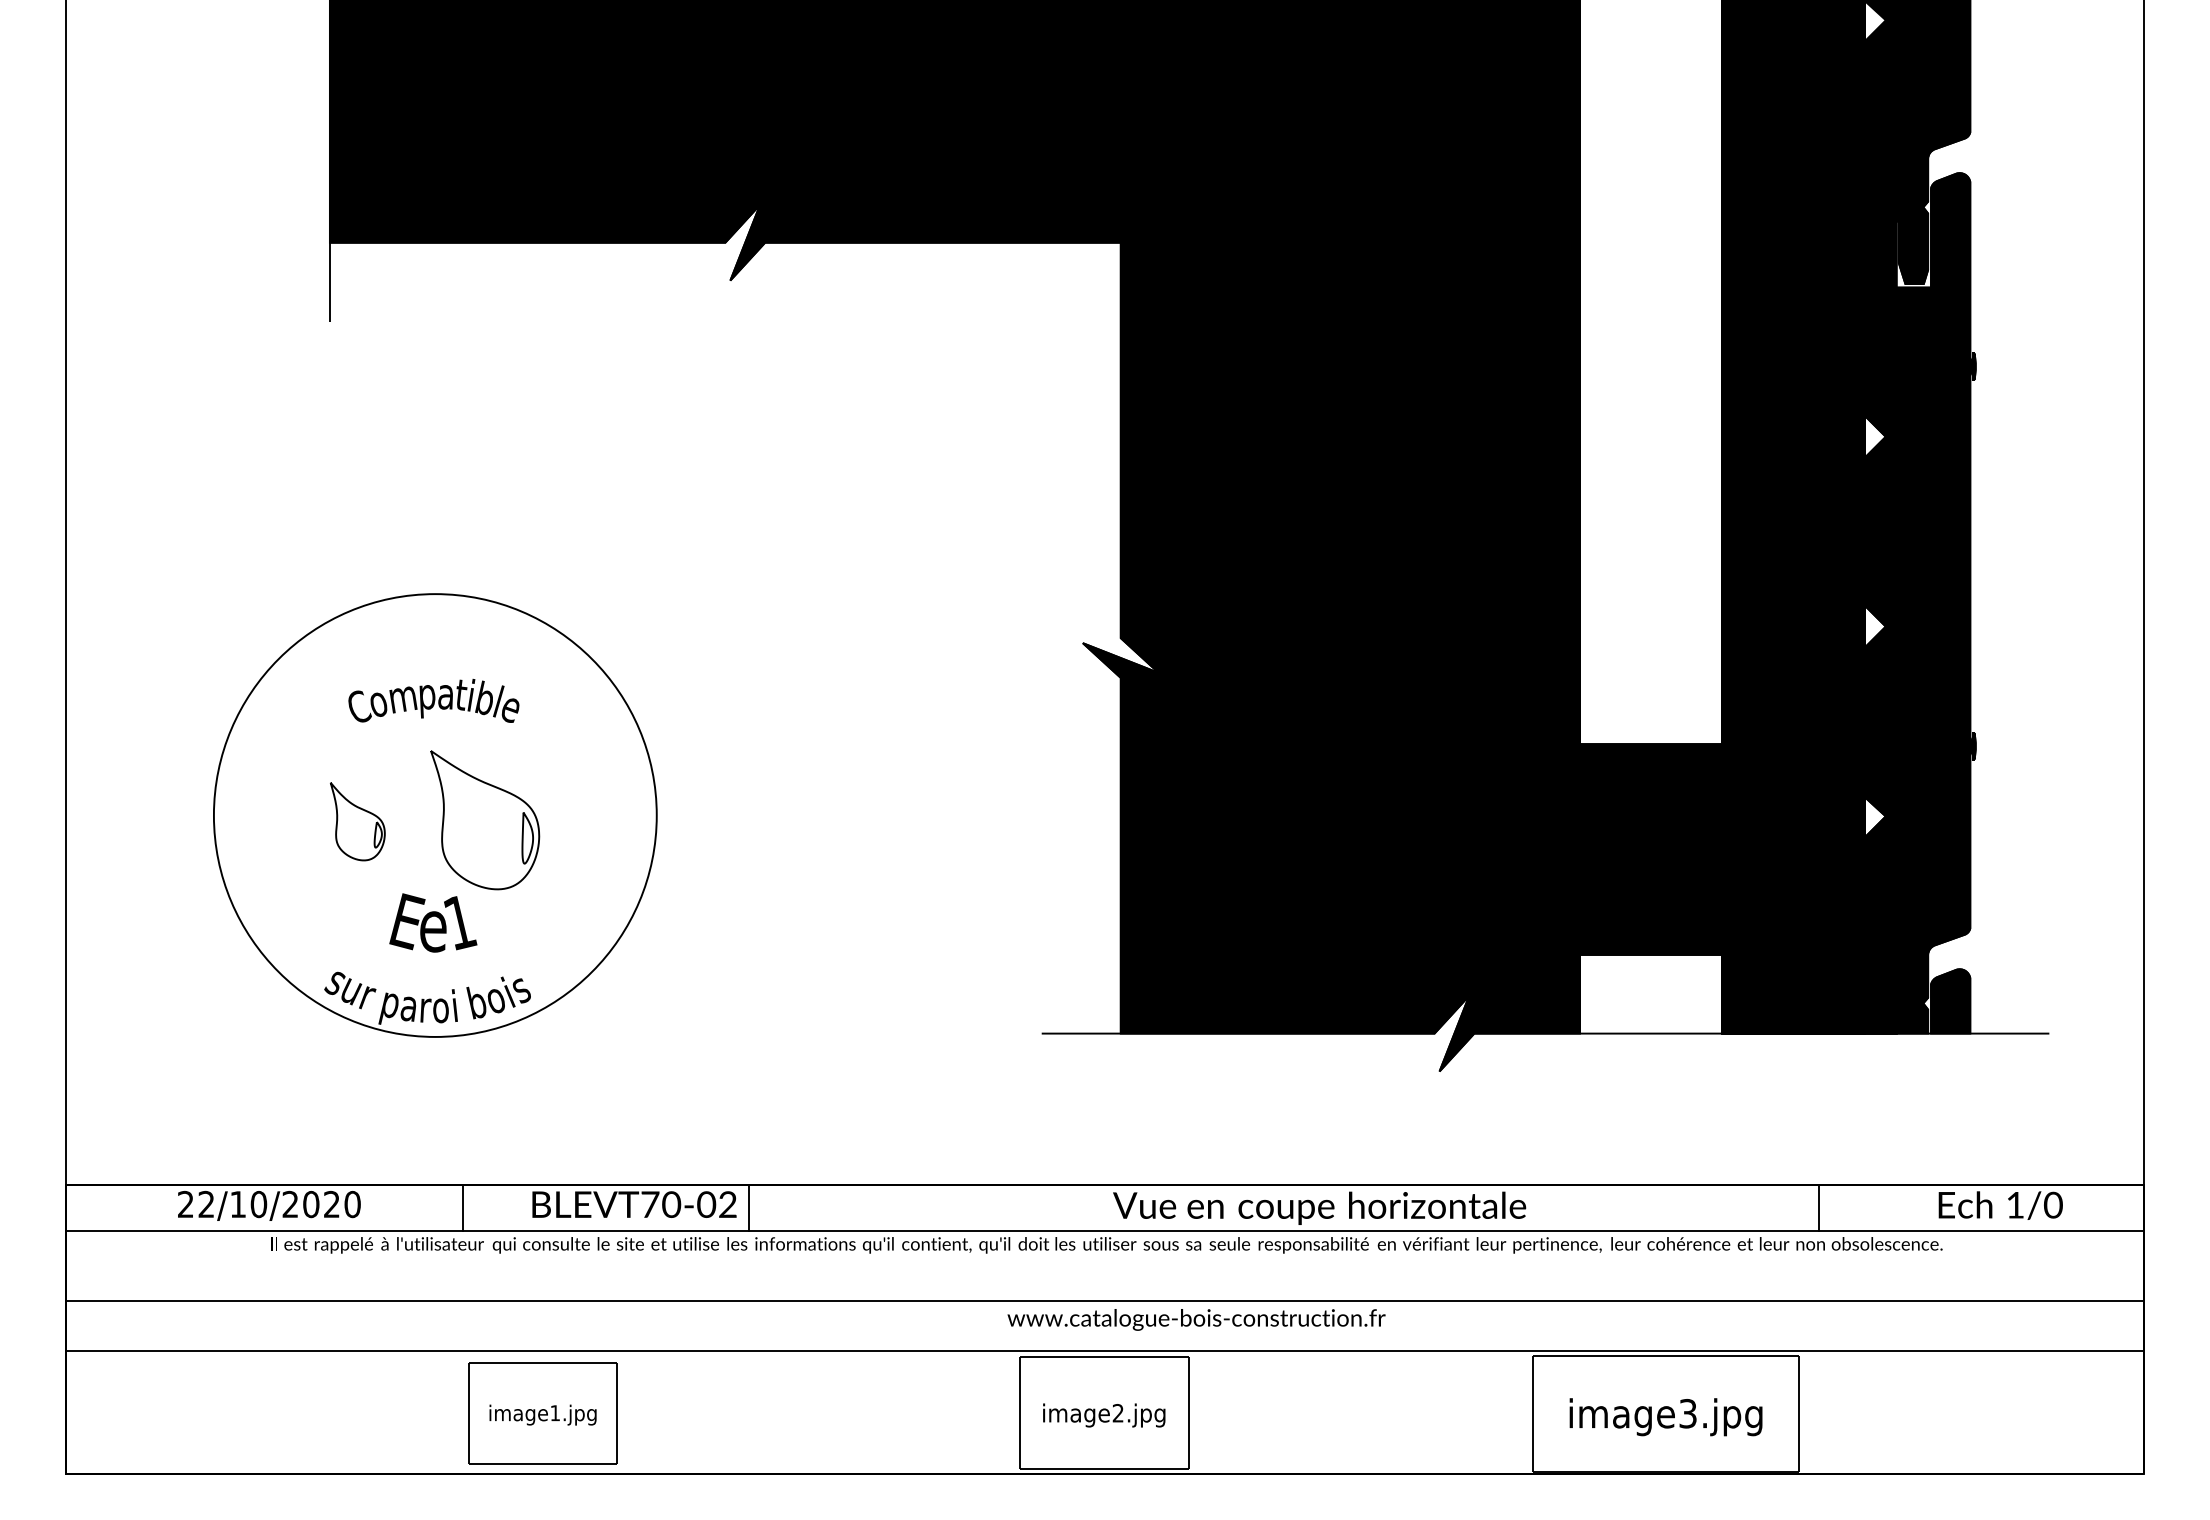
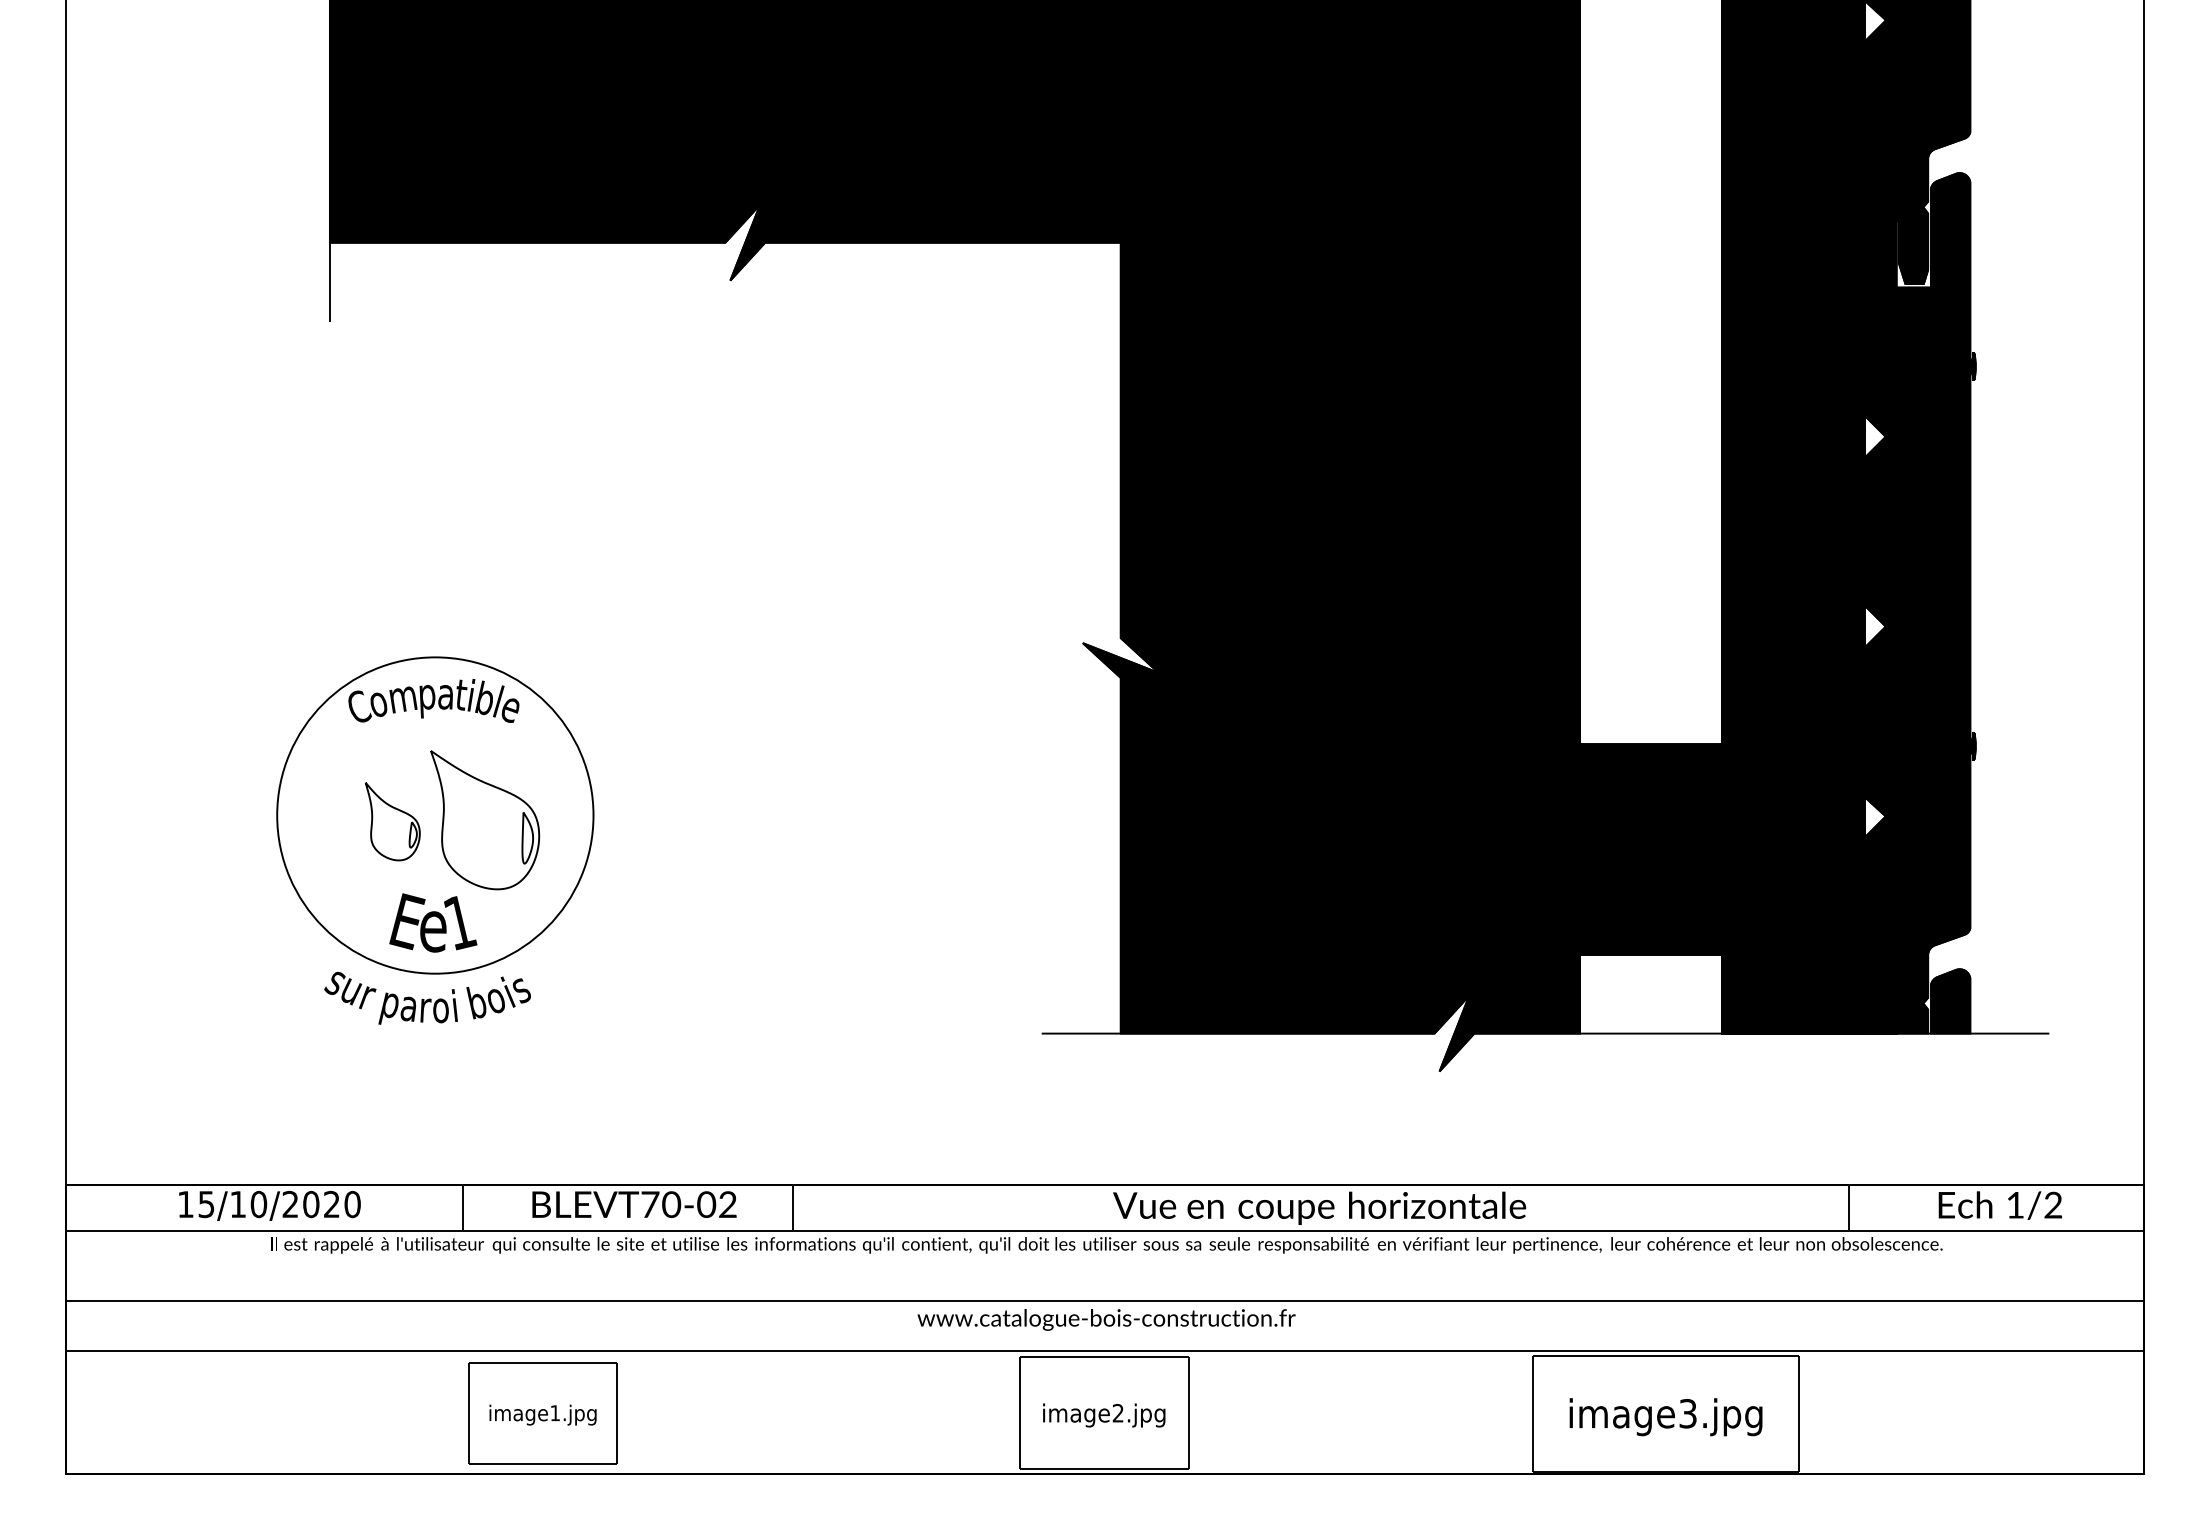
circle diameter: 443 px -> 316 px (435, 815)
part position: (357, 821) -> (392, 821) (392, 821)
text: 22/10/2020 -> 15/10/2020 (196, 1204)
text: 1/0 -> 1/2 (2053, 1205)
line position: (748, 1207) -> (792, 1207) (792, 1207)
line position: (1818, 1207) -> (1848, 1207) (1848, 1207)
text position: (1196, 1319) -> (1106, 1319) (1106, 1319)
